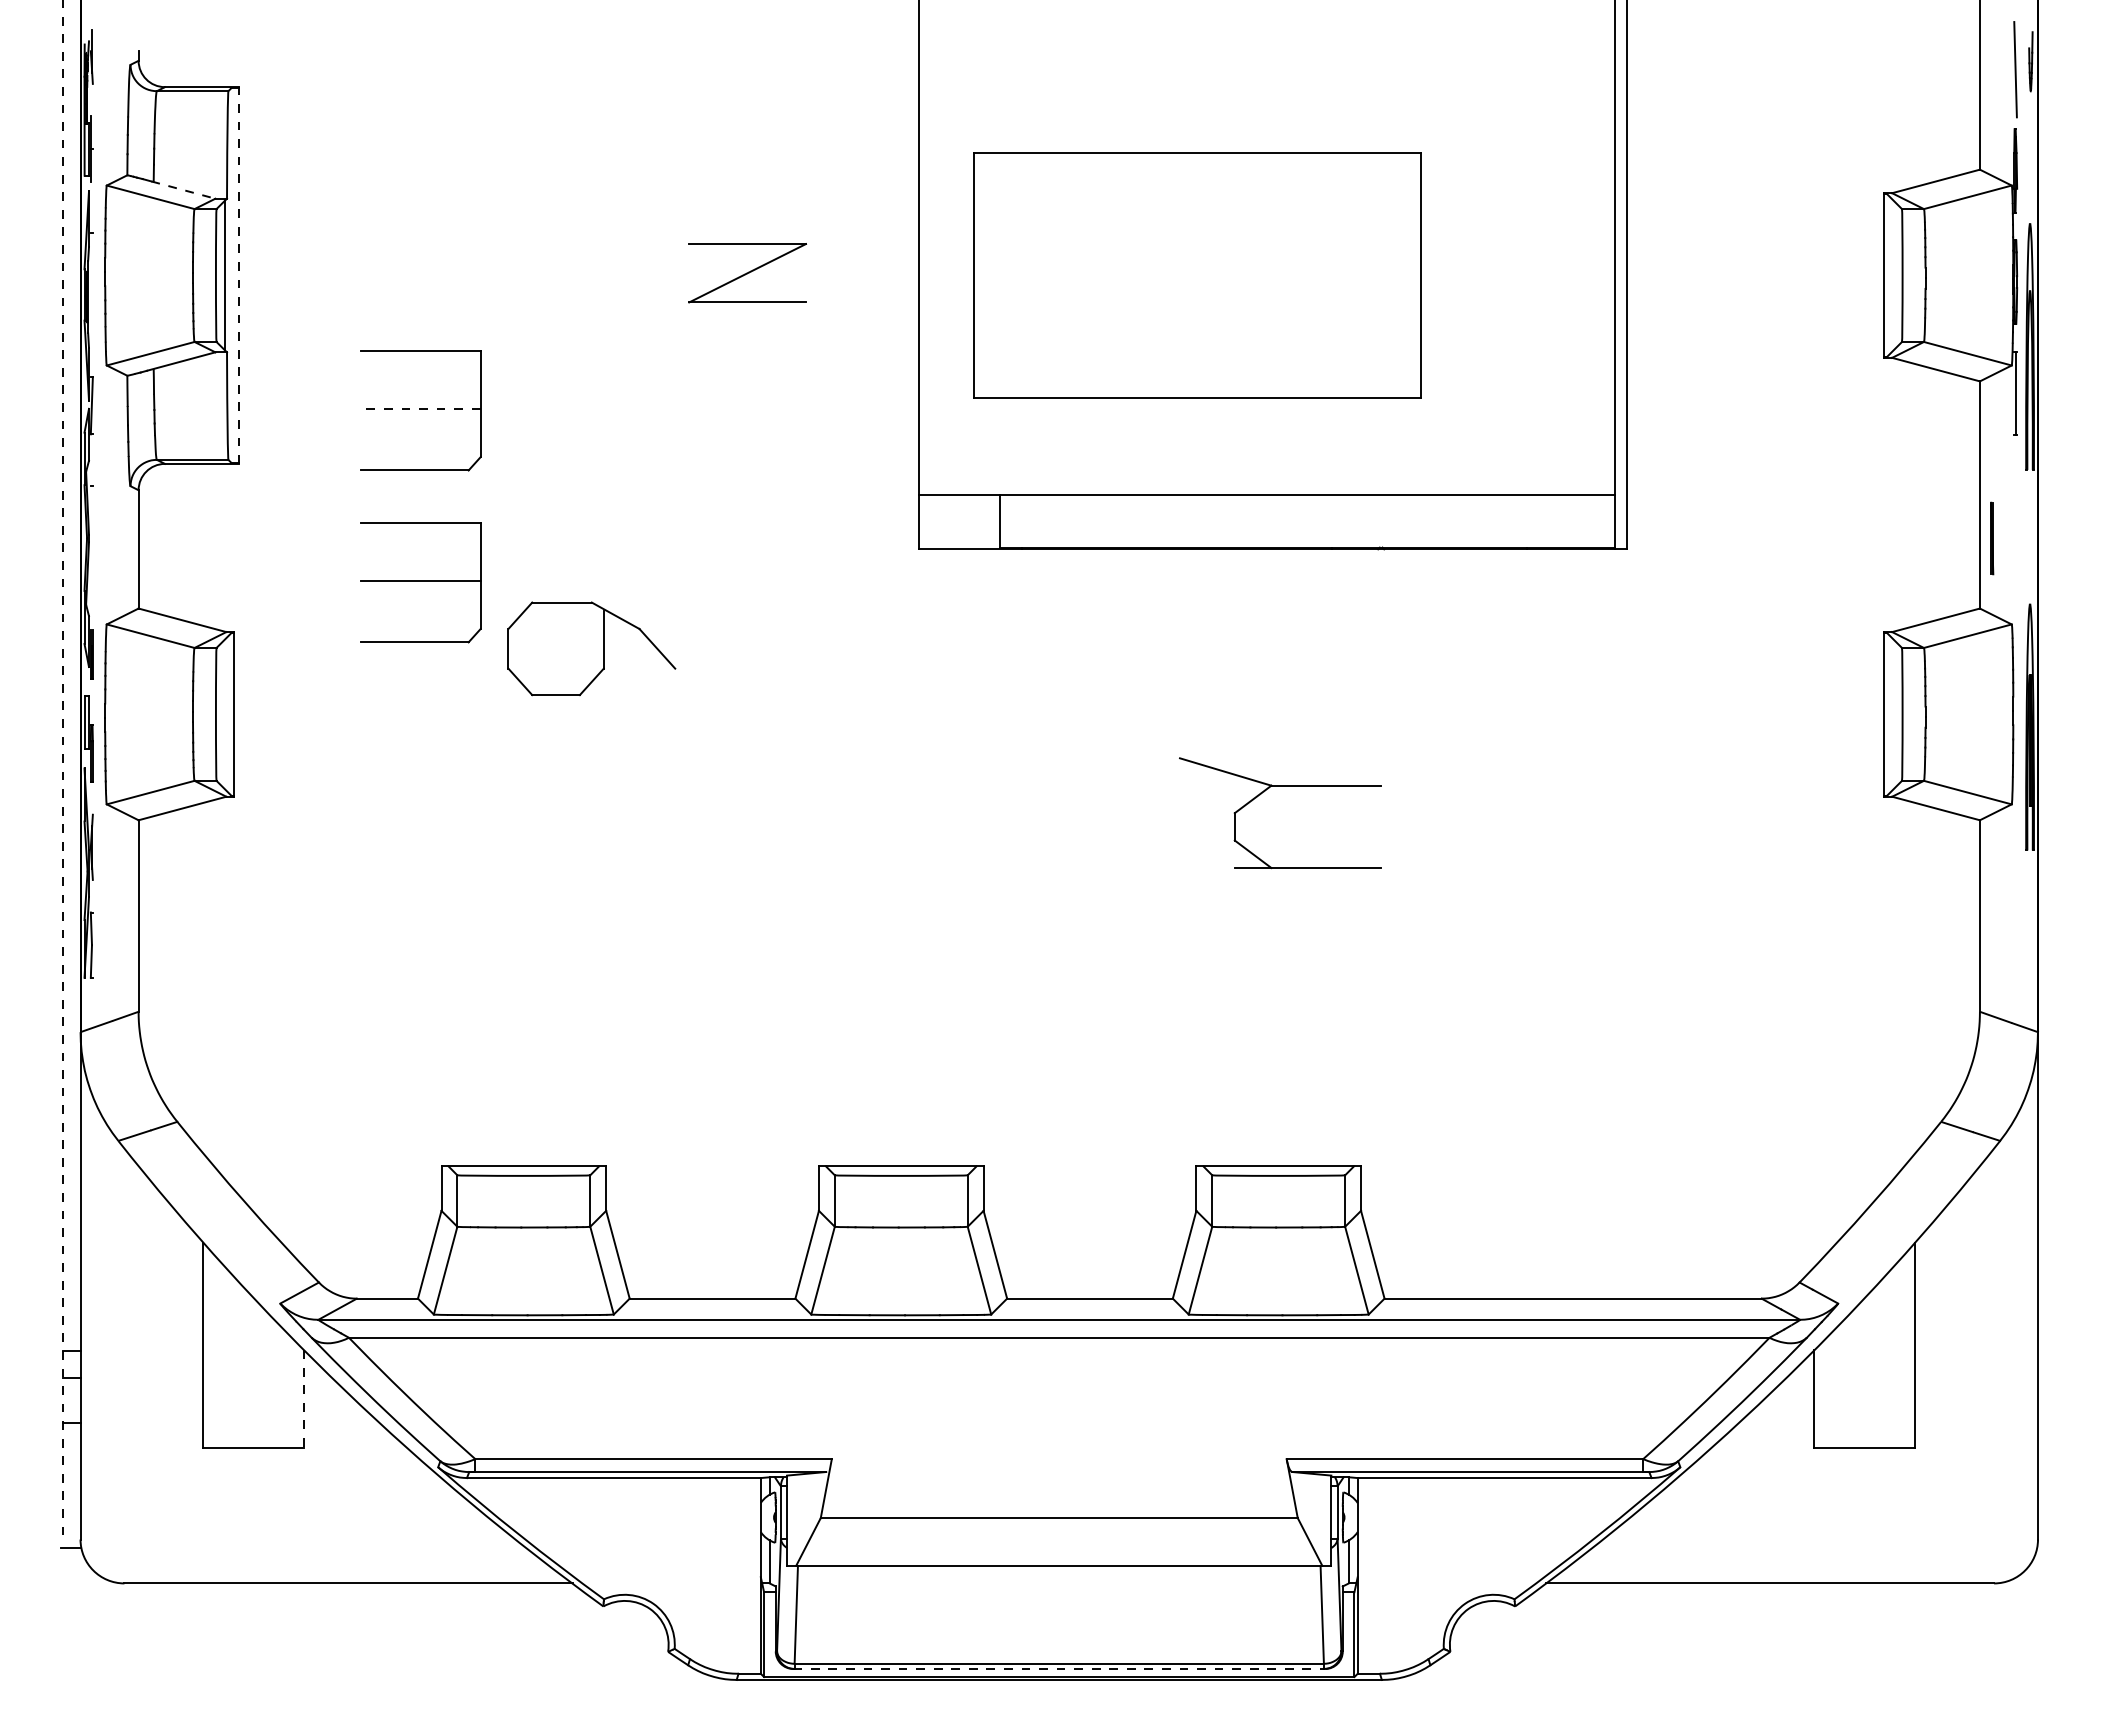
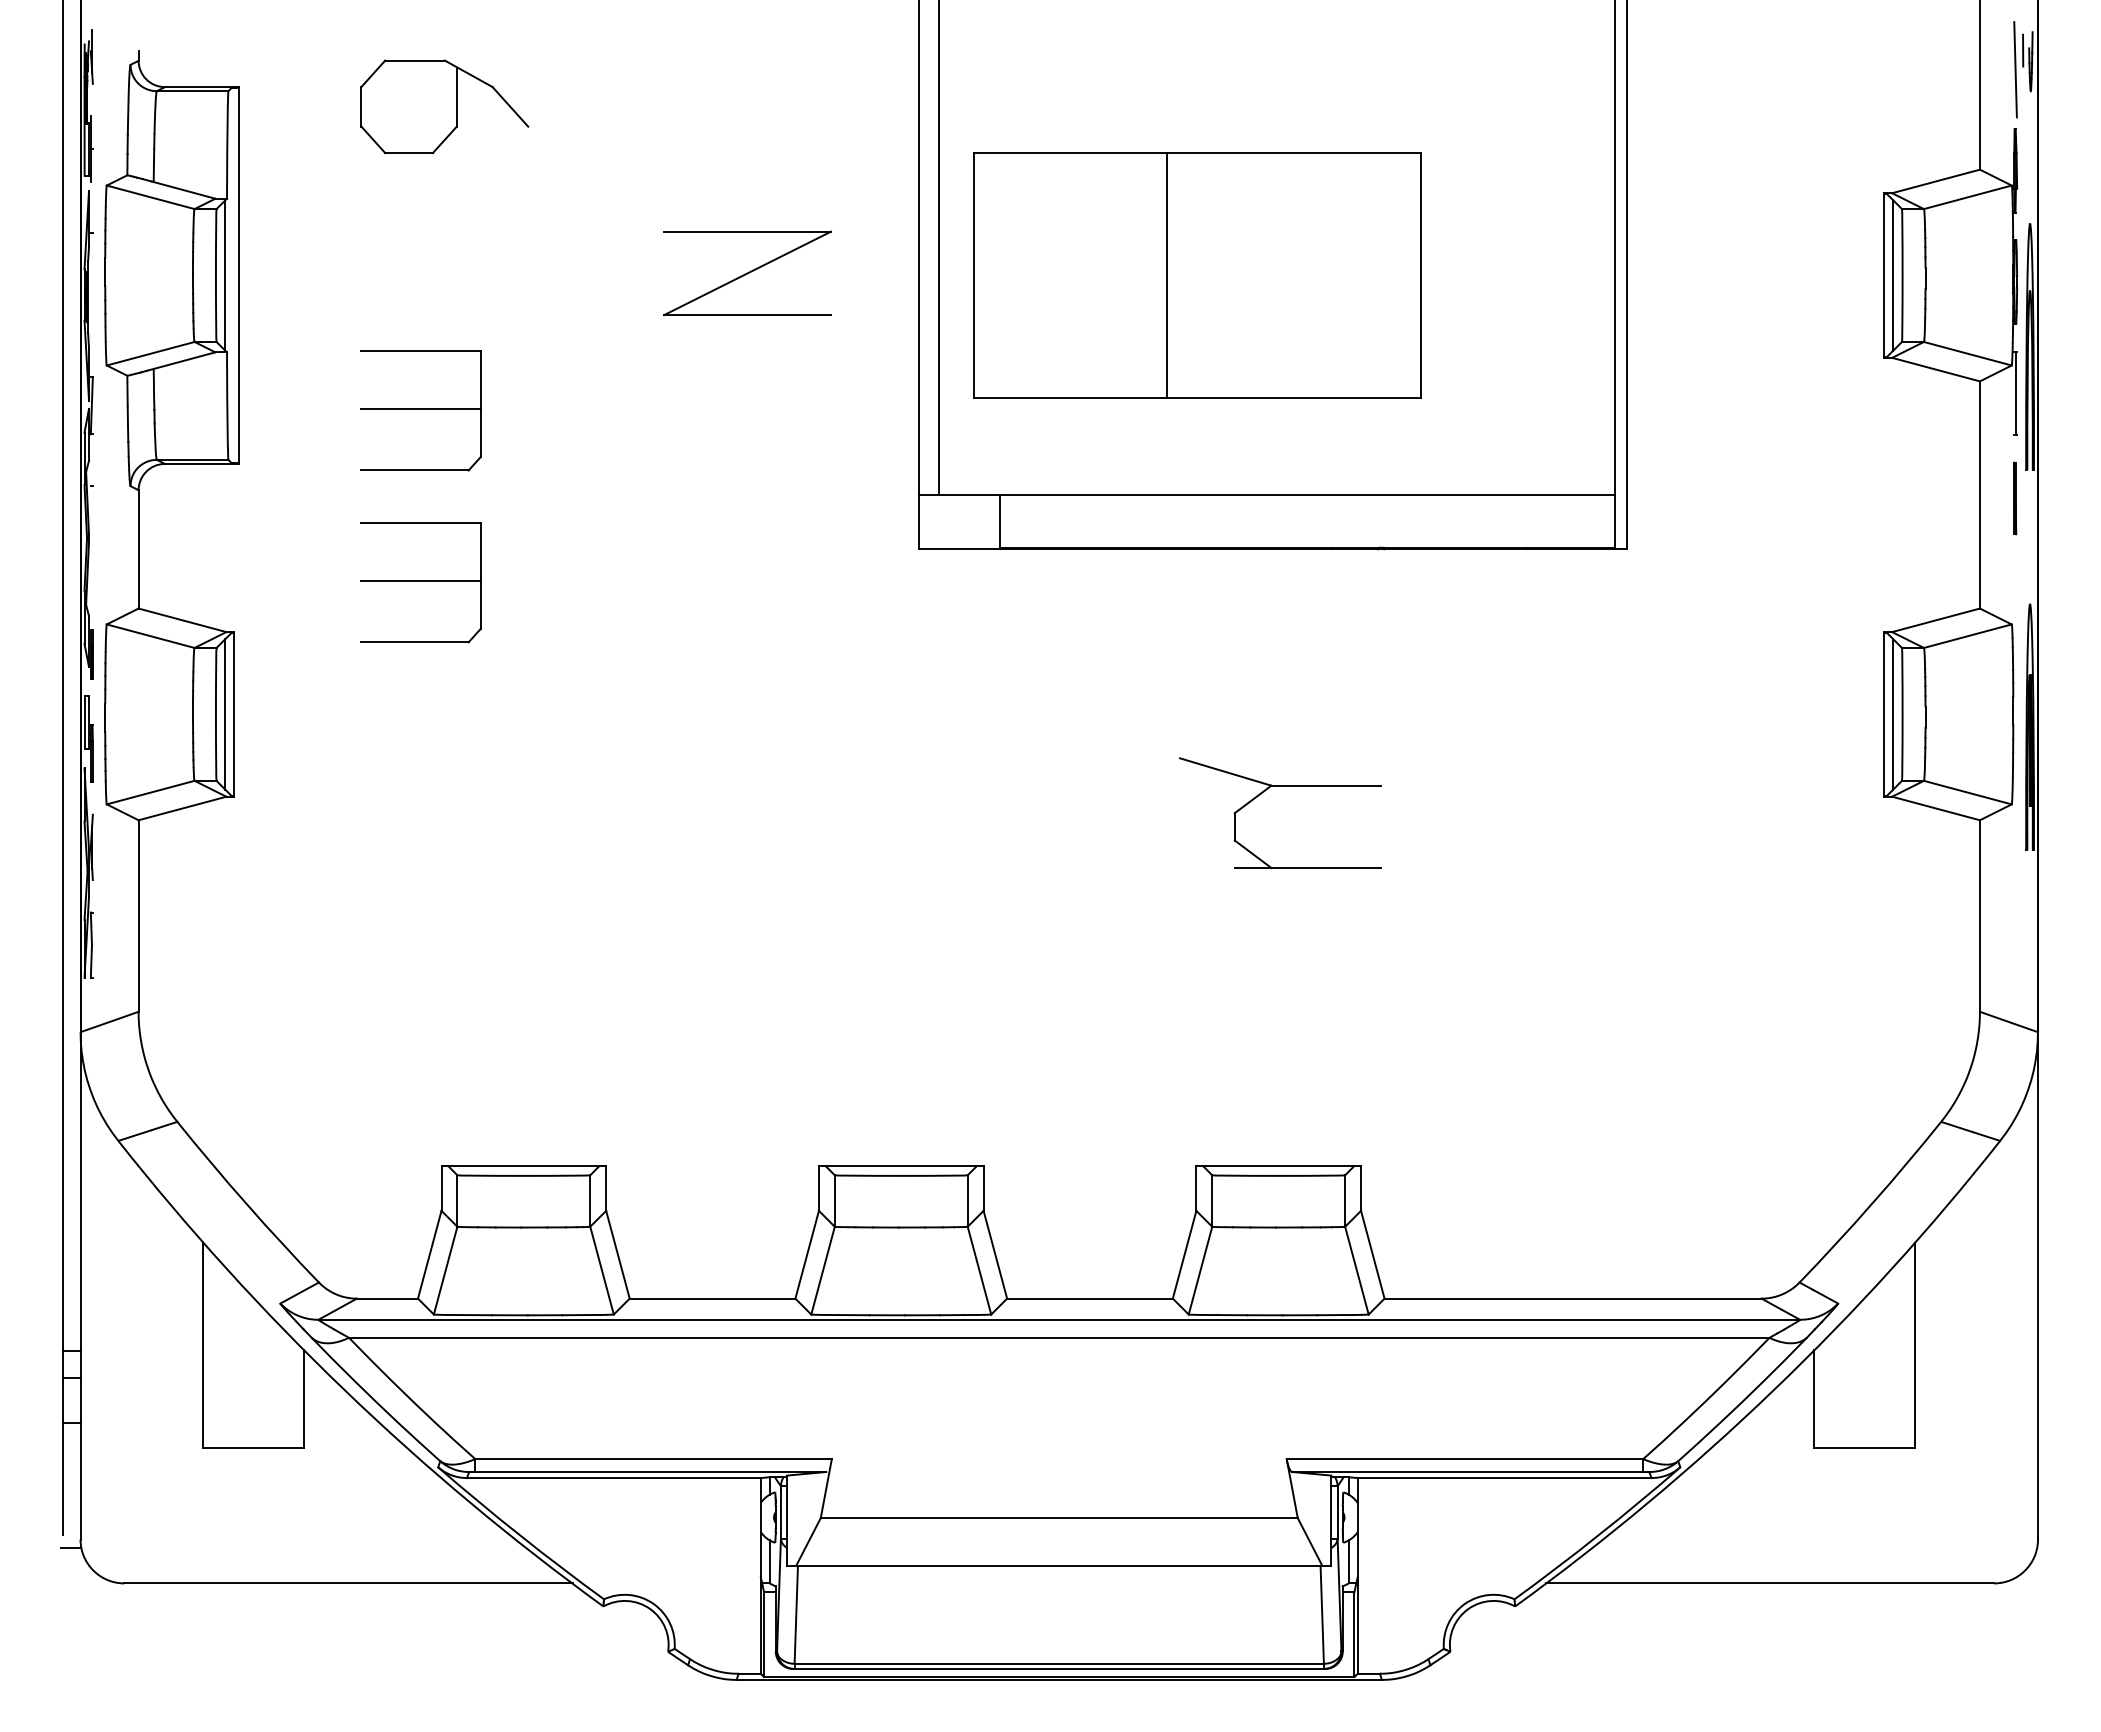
line: none -> present (2023, 50)
line: dashed -> solid (183, 190)
line: none -> present (938, 248)
part size: 119x61 px -> 169x86 px (747, 272)
line: dashed -> solid (238, 275)
line: none -> present (1166, 275)
line: none -> present (1893, 275)
line: dashed -> solid (421, 408)
line position: (1992, 538) -> (2015, 498) (2015, 498)
part position: (591, 648) -> (444, 106) (444, 106)
line: none -> present (225, 714)
line: none -> present (1893, 714)
line: dashed -> solid (63, 767)
line: dashed -> solid (304, 1398)
line: dashed -> solid (1059, 1668)
